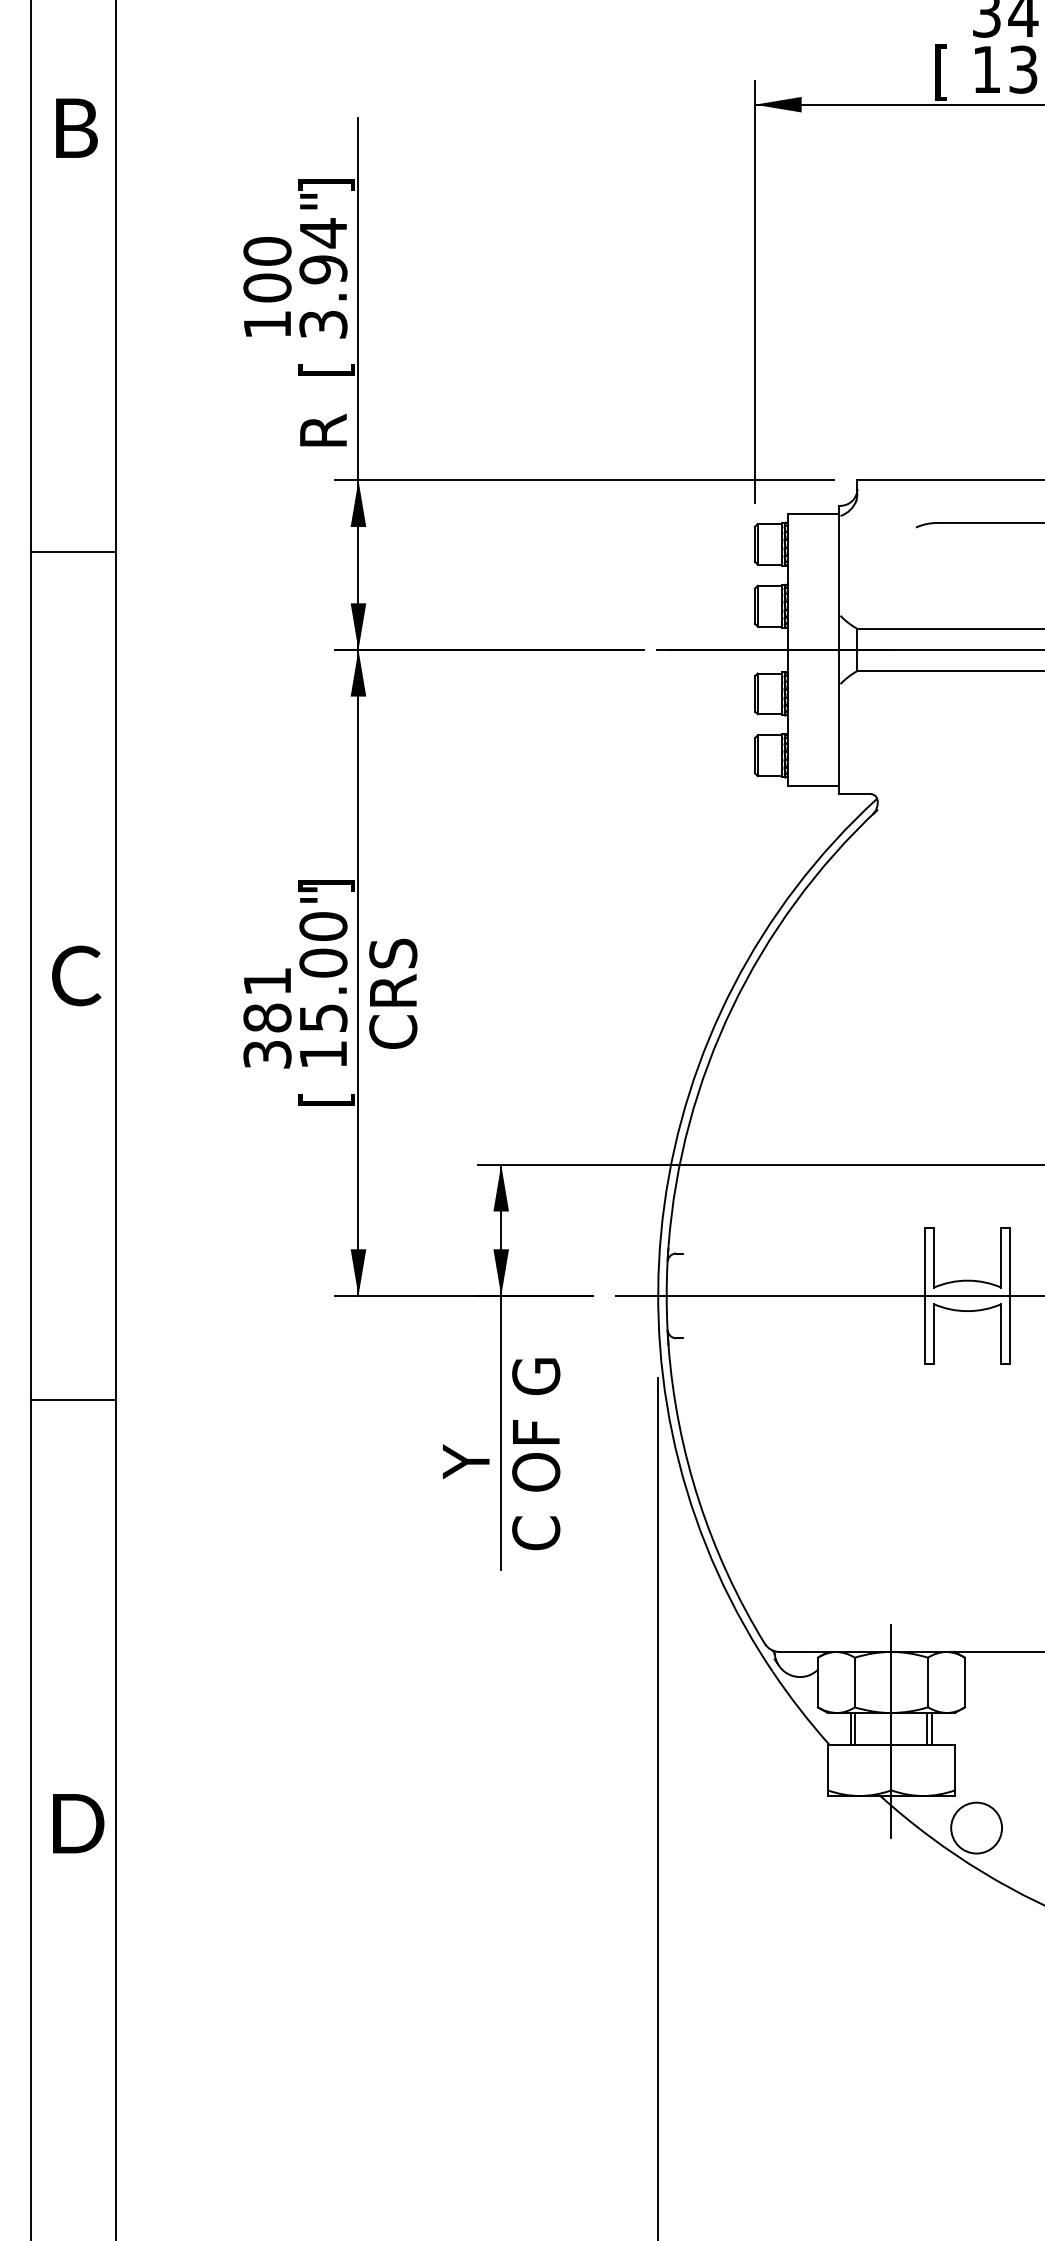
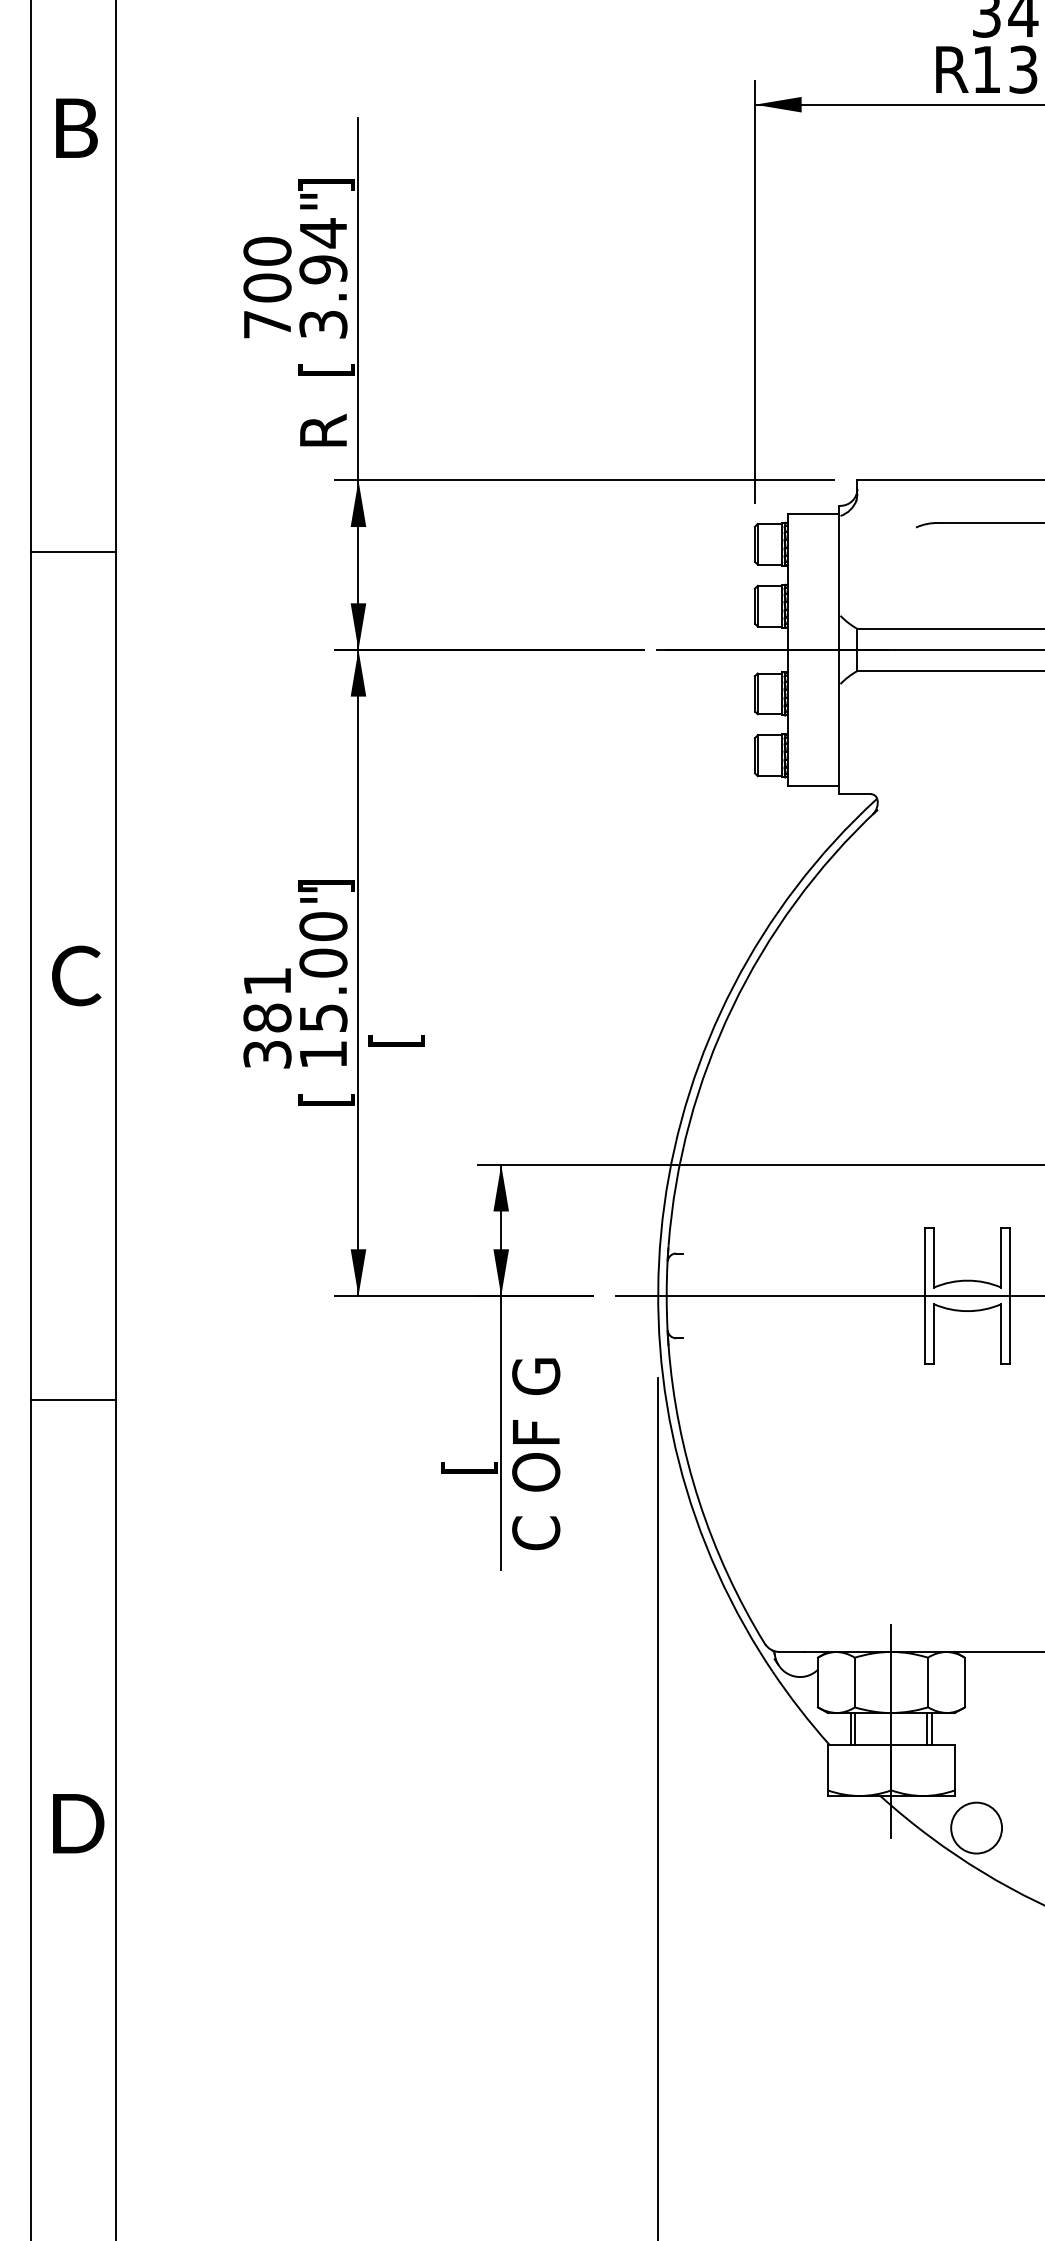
text: [ -> R (951, 72)
text: 100 -> 700 (267, 324)
text: CRS -> [ (396, 993)
text: Y -> [ (469, 1461)
